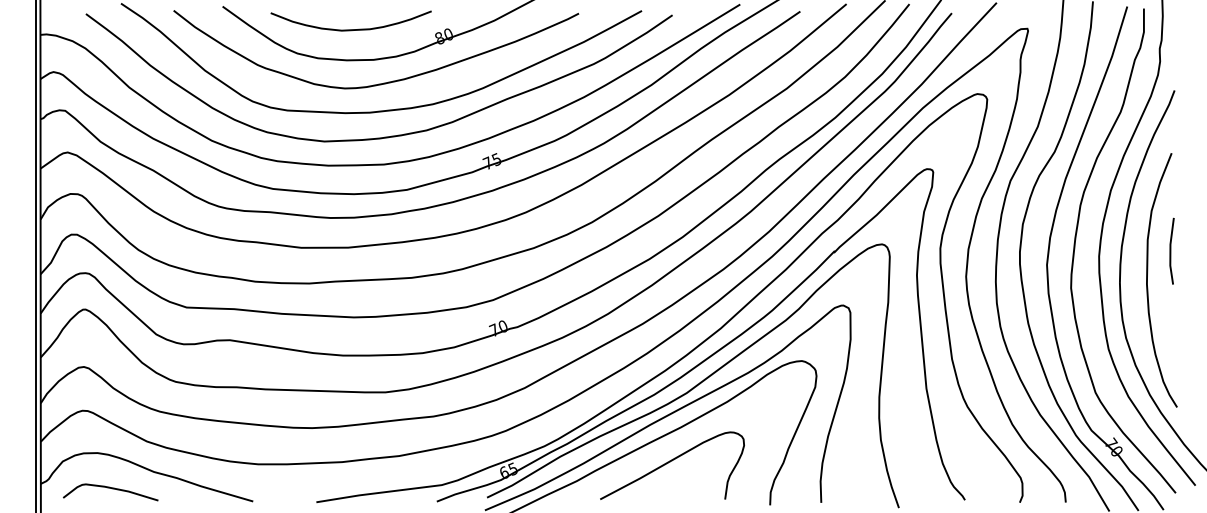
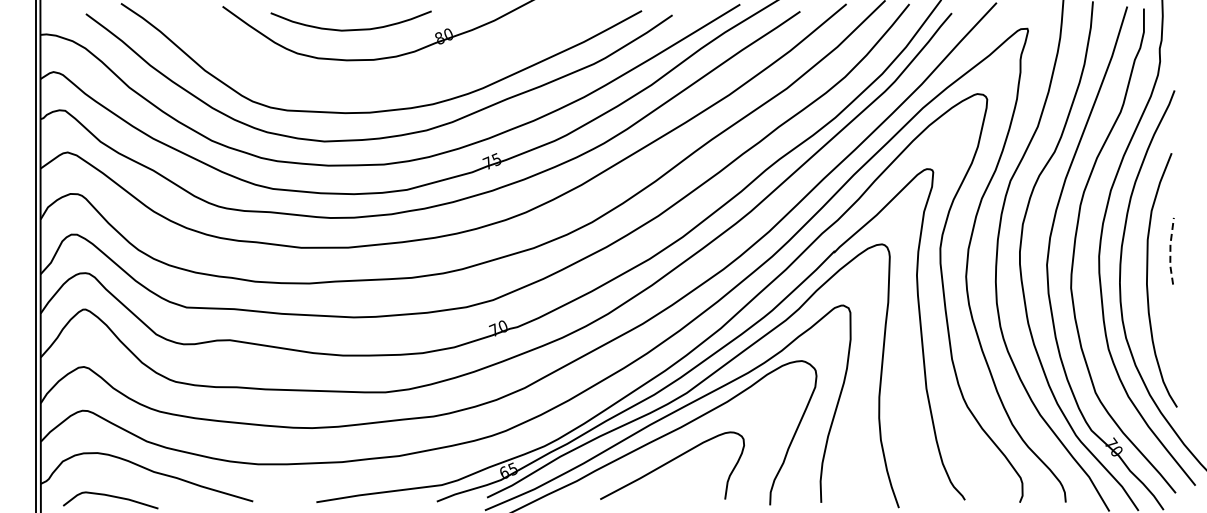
curve: present -> none (383, 82)
line: solid -> dashed (1170, 251)
curve position: (112, 489) -> (112, 497) (112, 497)
